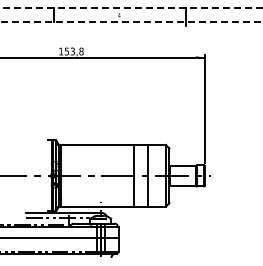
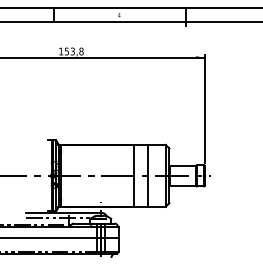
line: dashed -> solid (131, 8)
line: dashed -> solid (130, 21)
